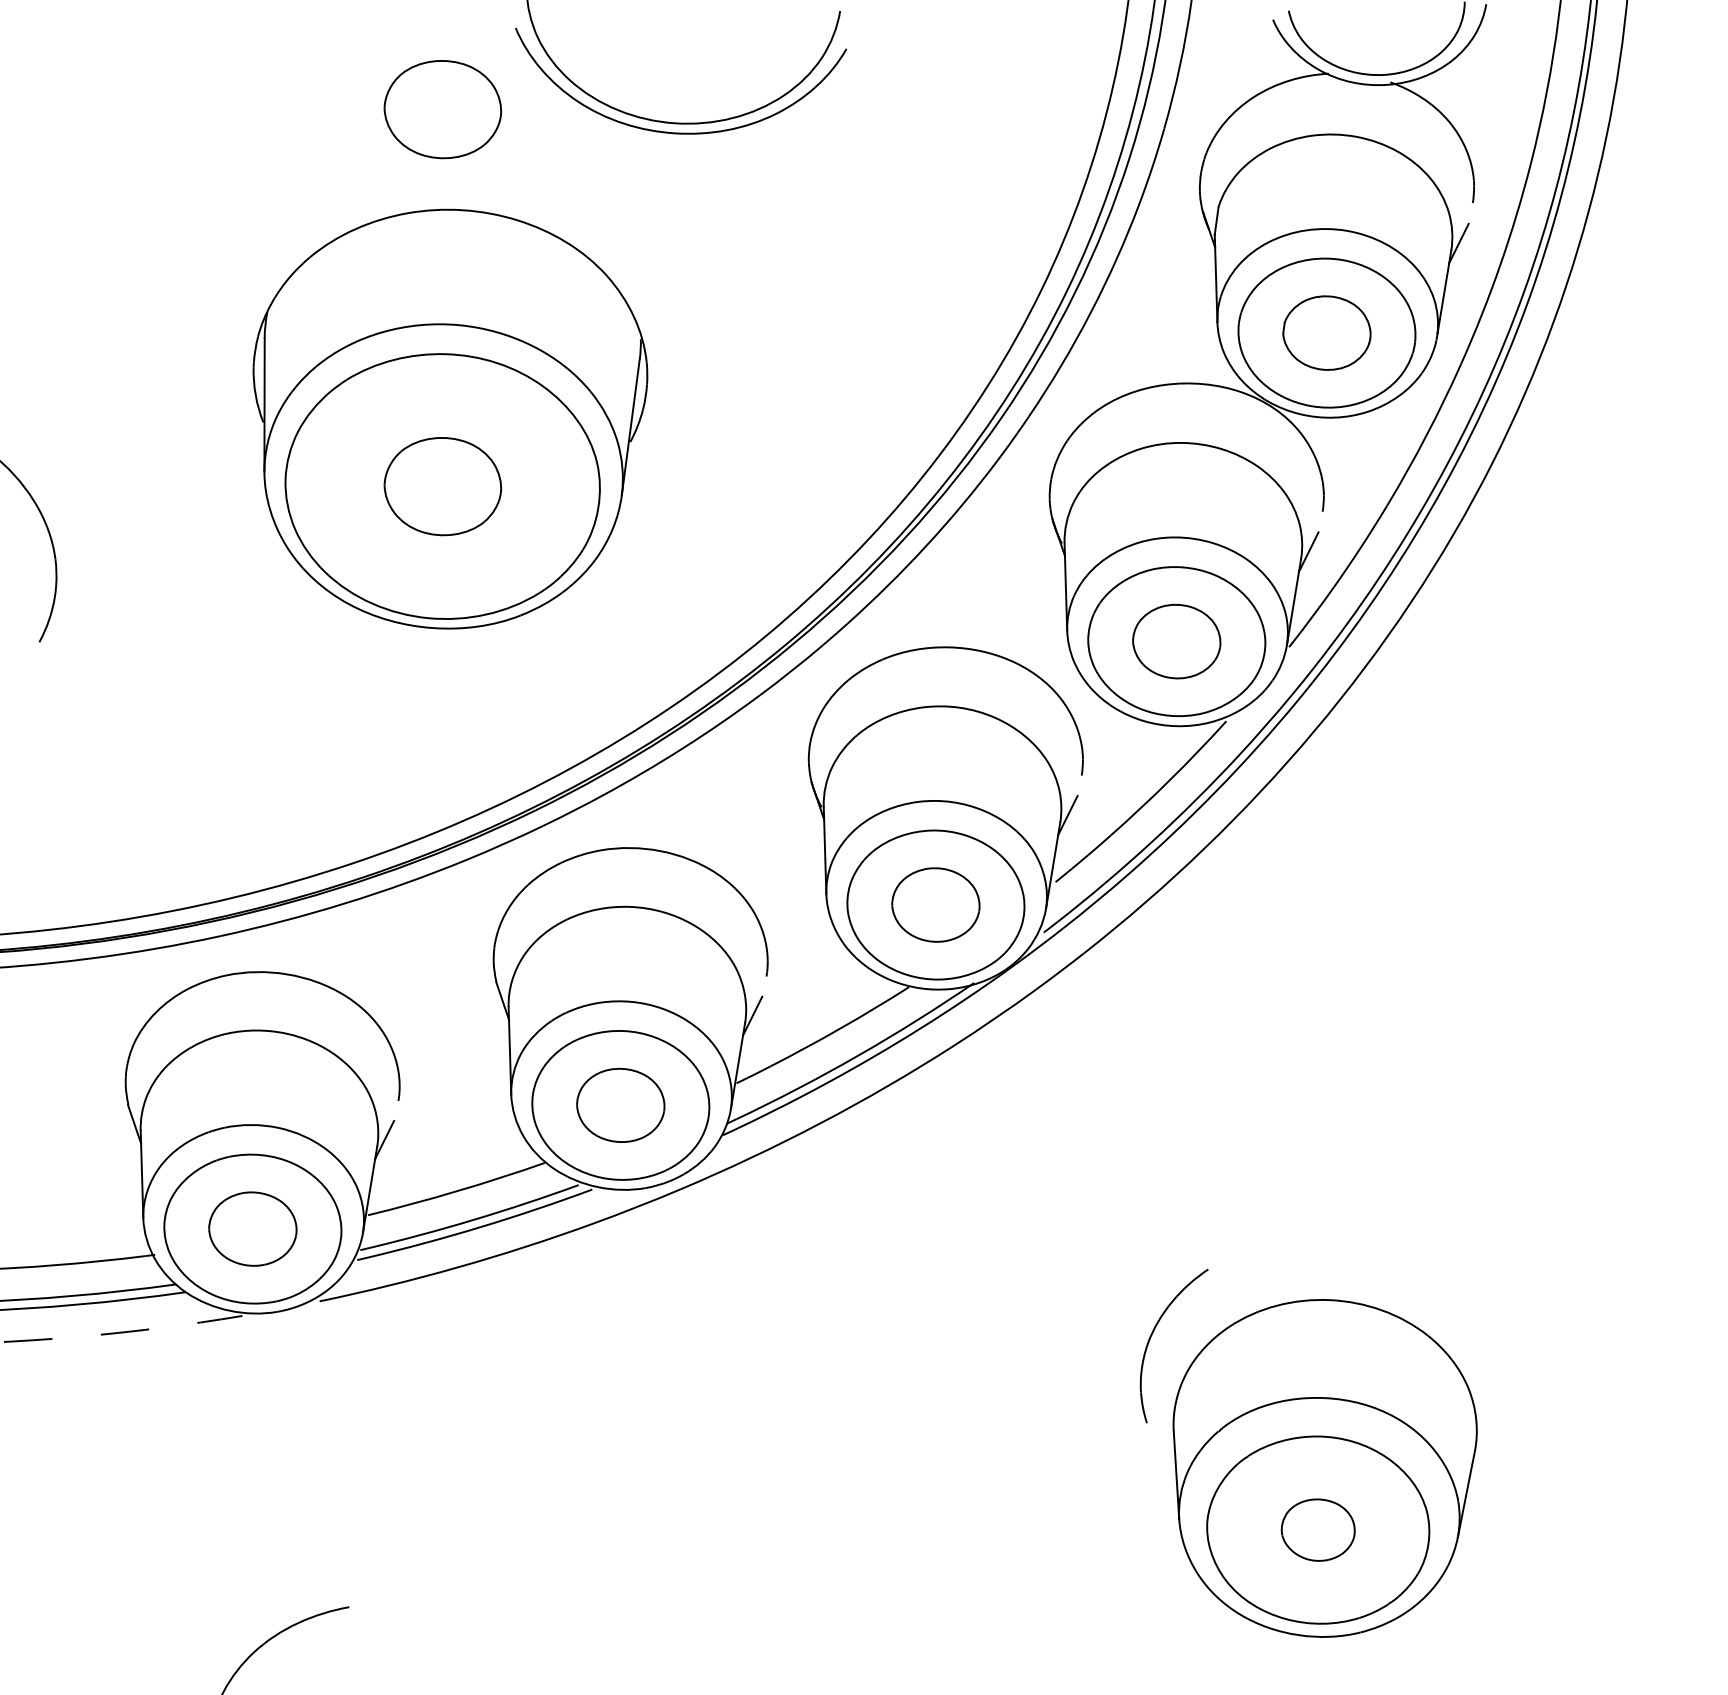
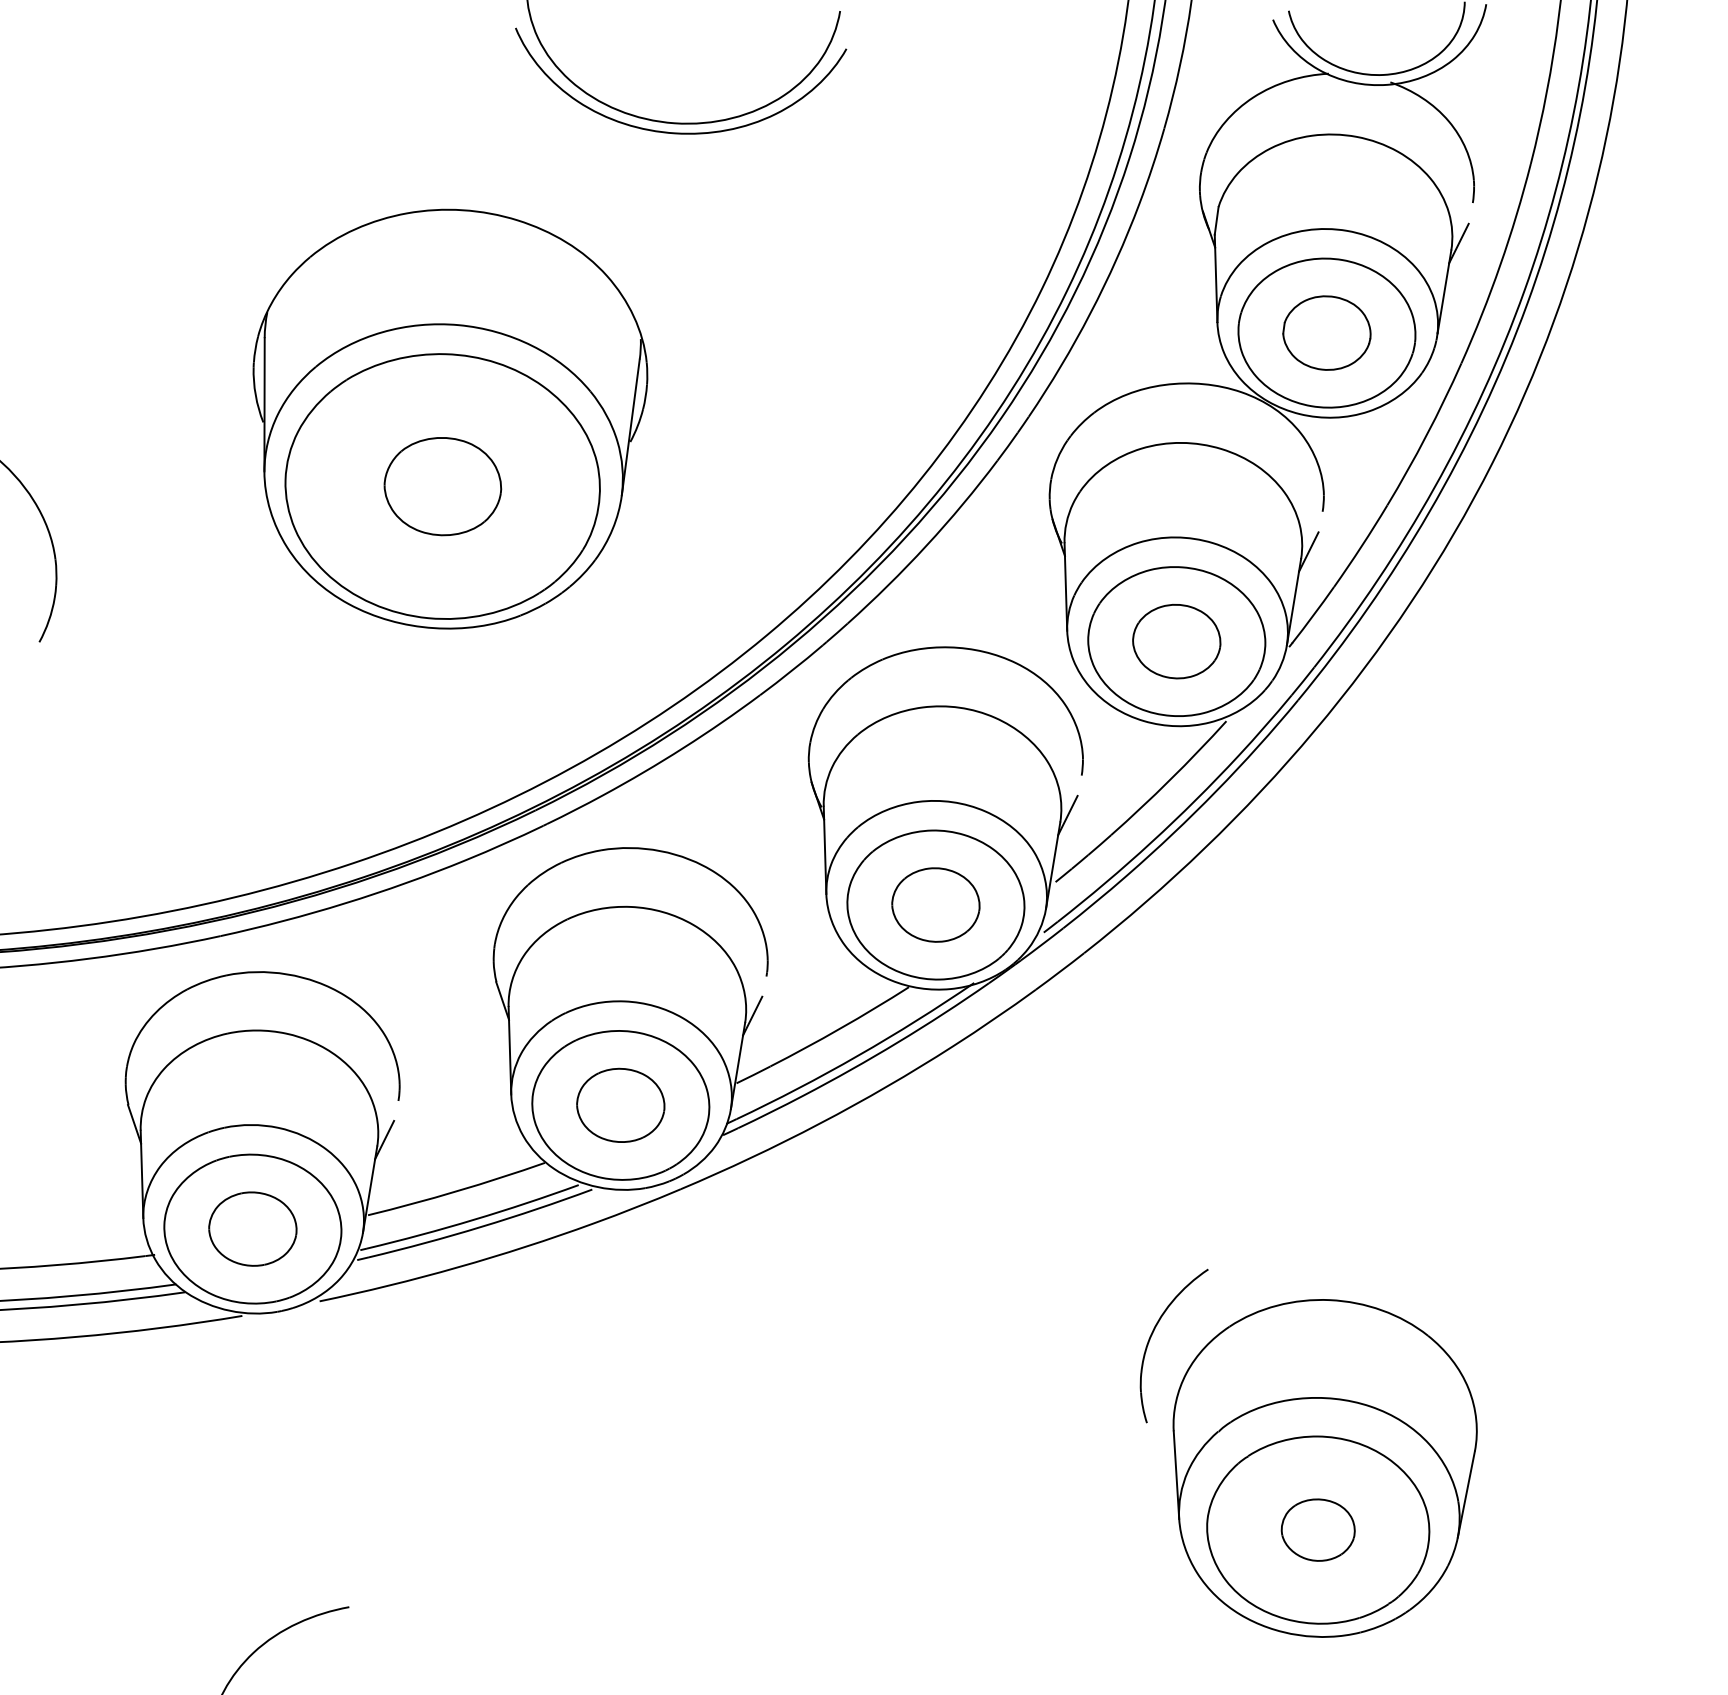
part: present -> none (442, 109)
arc: dashed -> solid (121, 1332)
